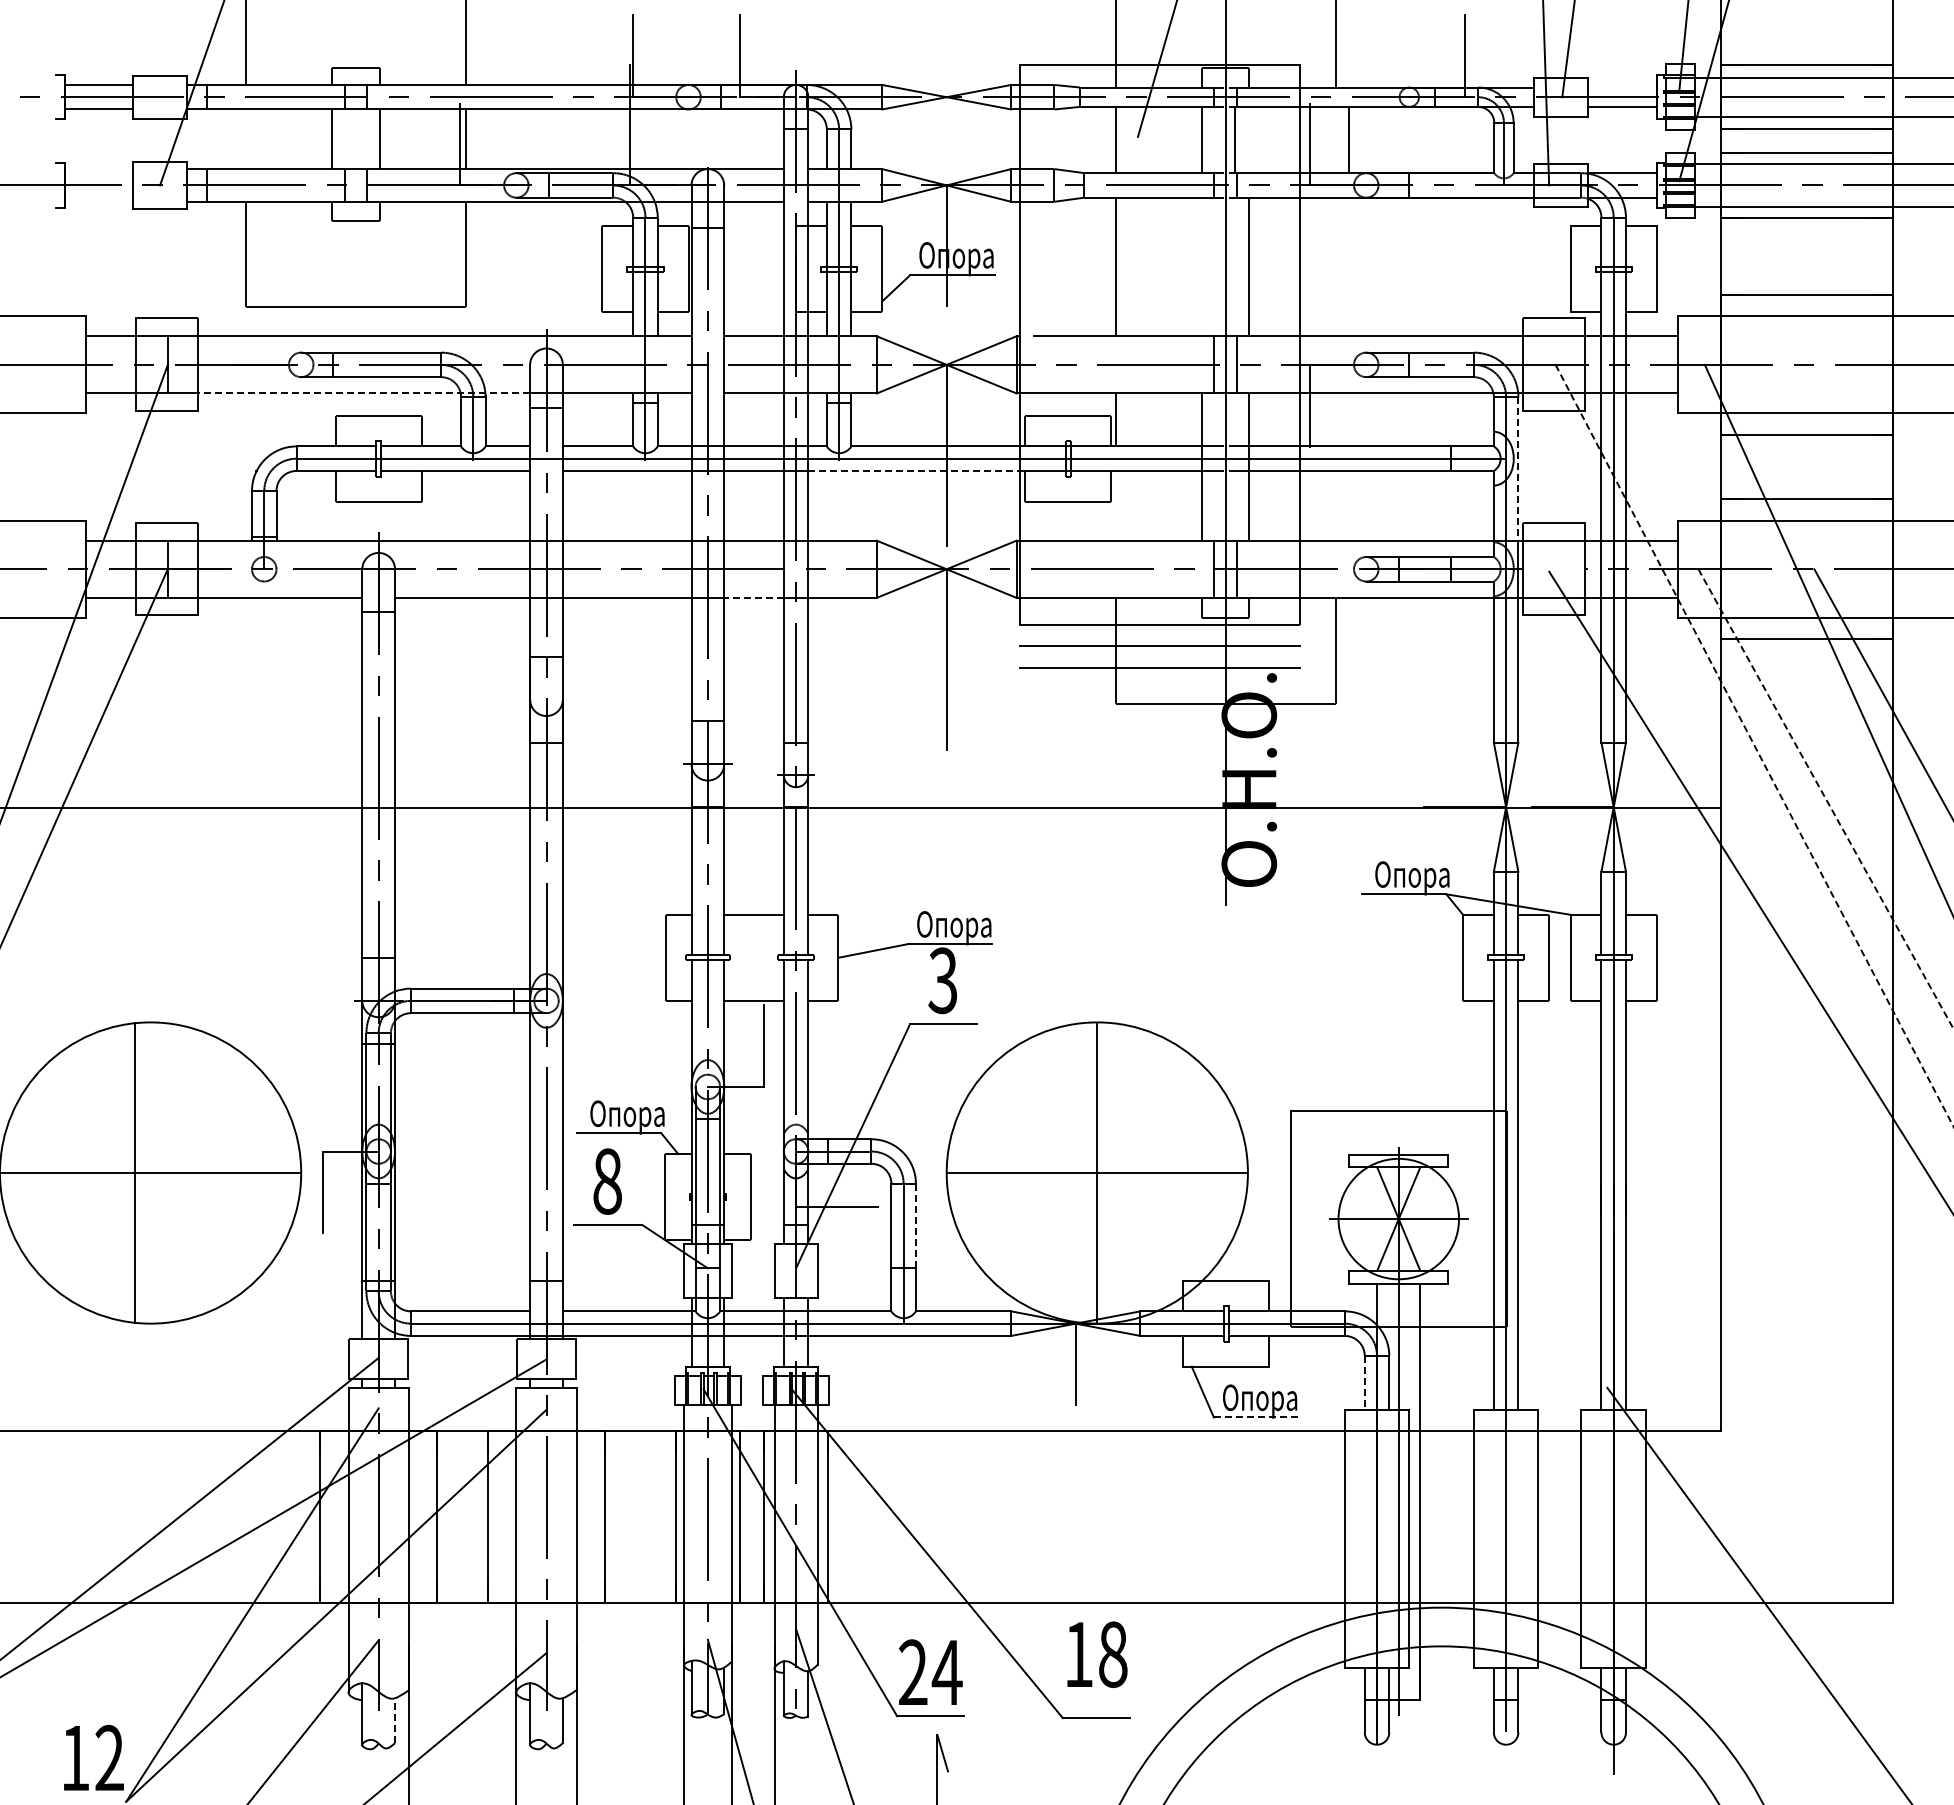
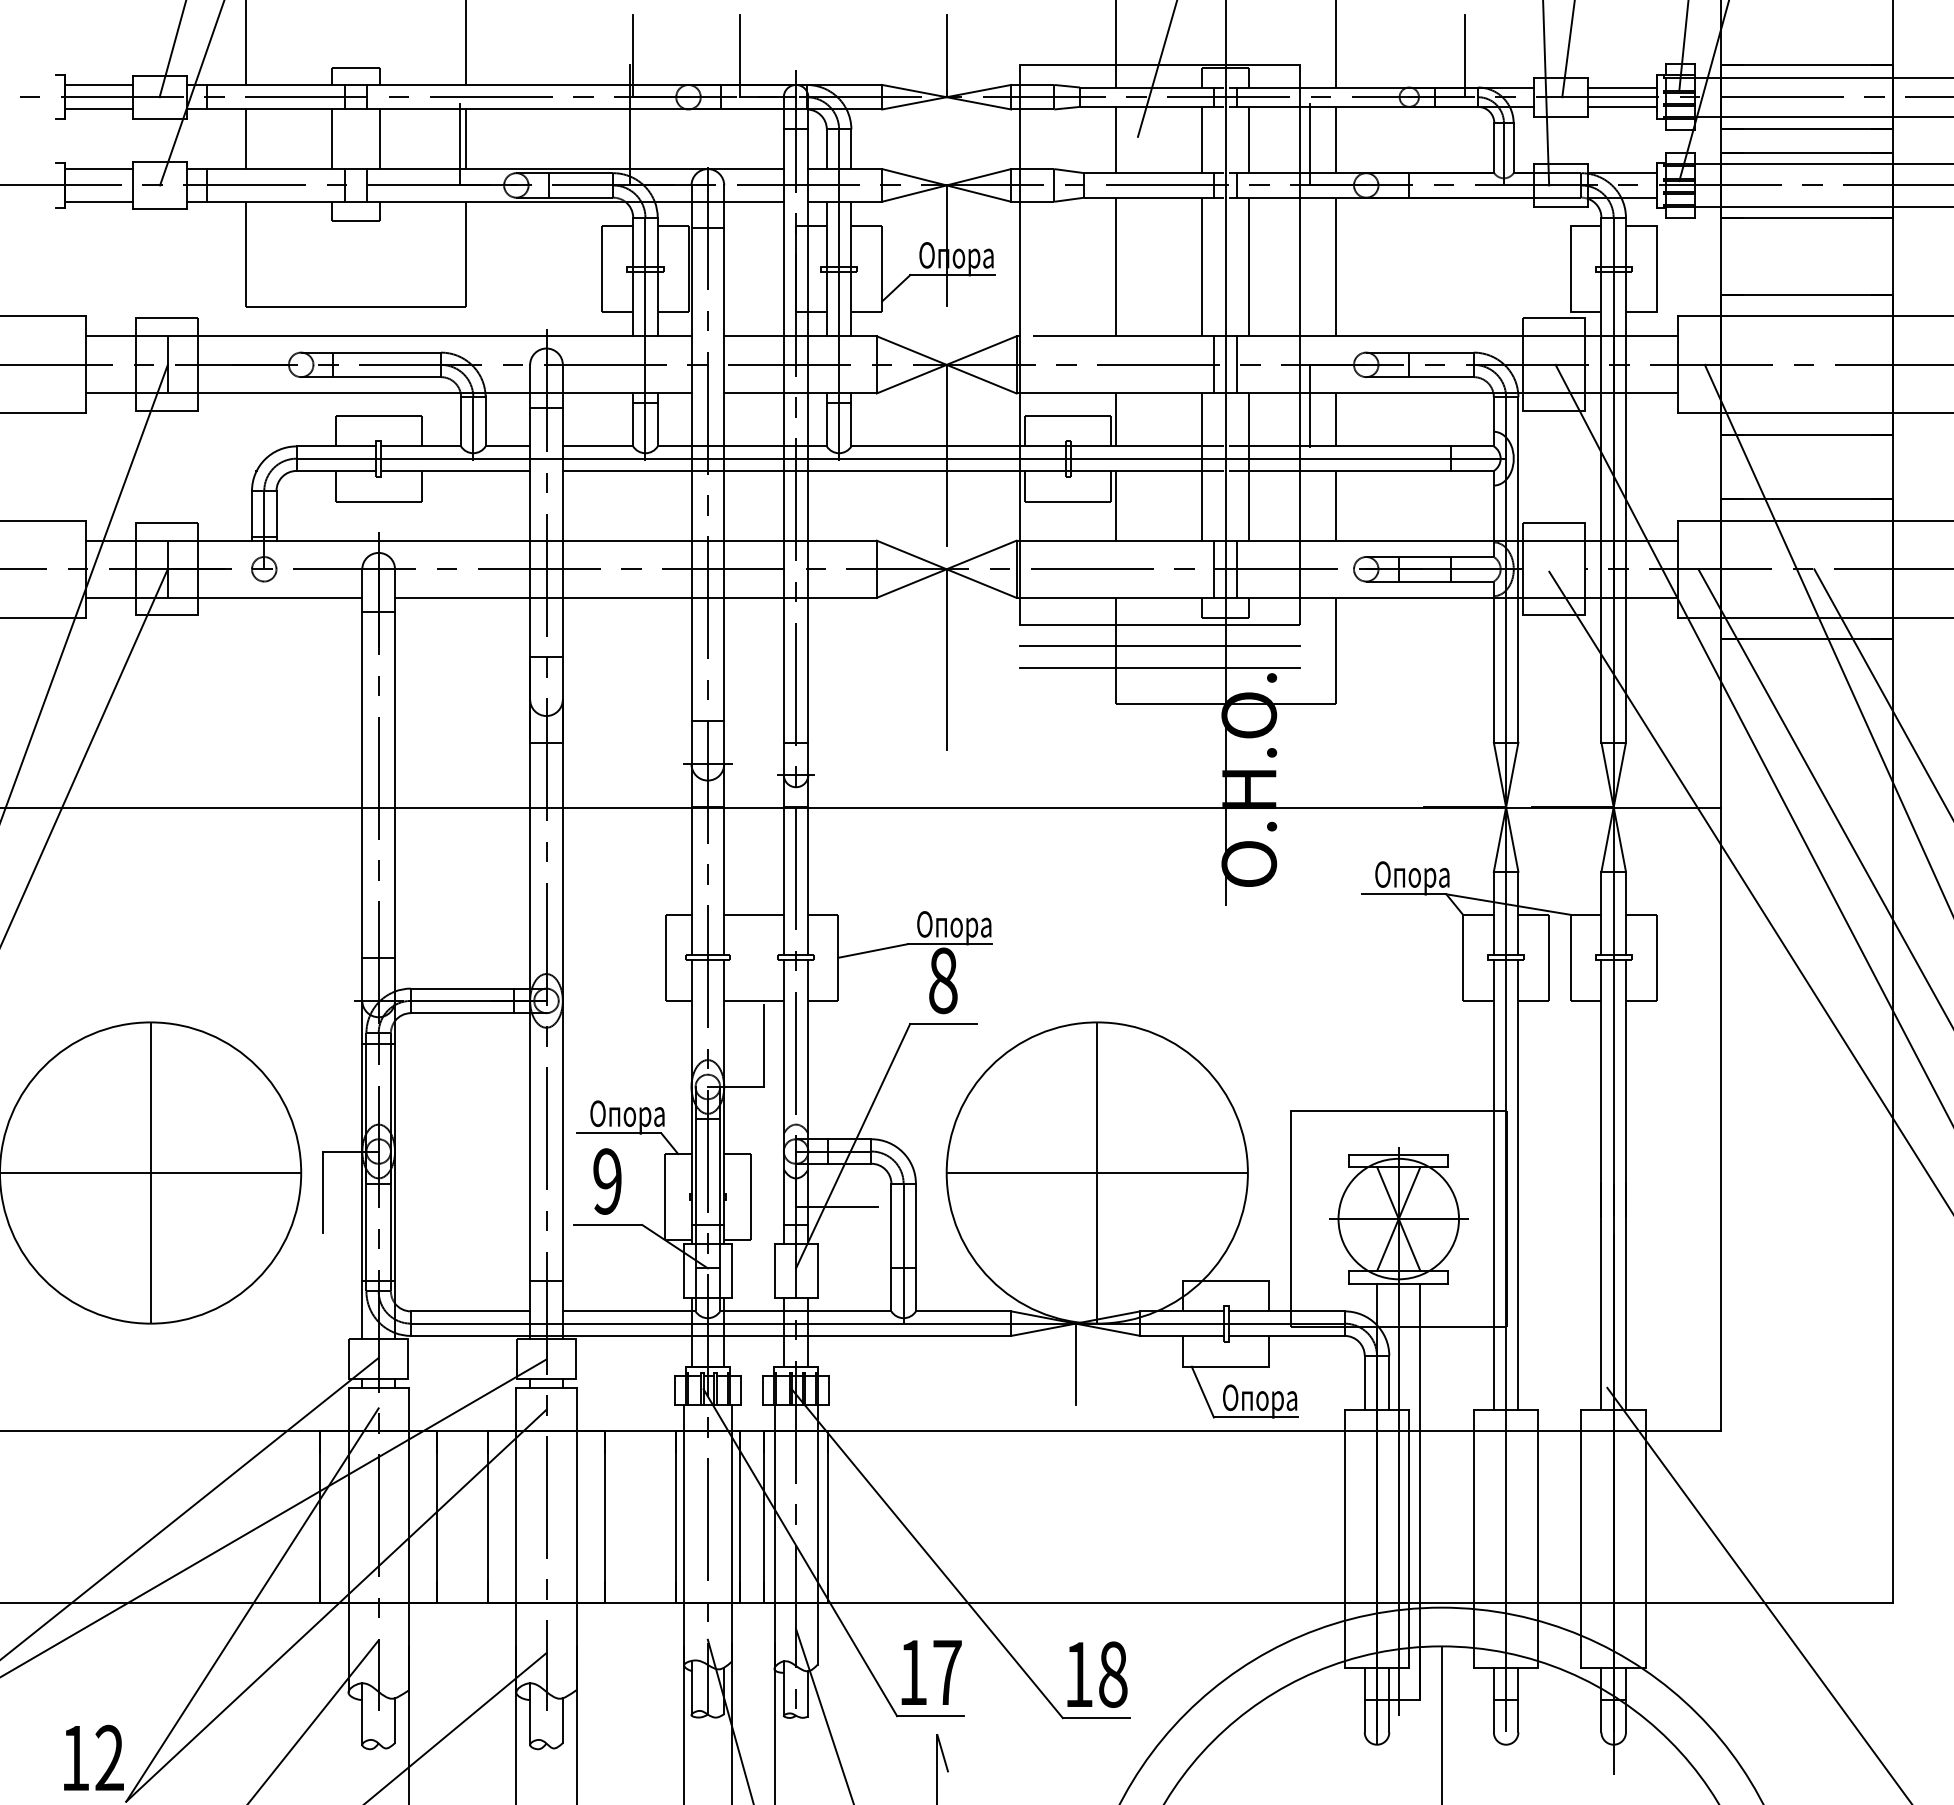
line: none -> present (172, 49)
line: none -> present (946, 56)
line: none -> present (1621, 87)
line: none -> present (246, 139)
line position: (1235, 139) -> (1249, 139) (1249, 139)
line position: (1348, 139) -> (1335, 139) (1335, 139)
line: none -> present (98, 169)
line: none -> present (98, 201)
line: none -> present (1202, 266)
line: none -> present (1335, 266)
line: dashed -> solid (364, 393)
line: none -> present (1335, 419)
line: dashed -> solid (1518, 468)
line: dashed -> solid (914, 470)
line: none -> present (1116, 505)
line: none -> present (1335, 505)
line: dashed -> solid (754, 597)
line: dashed -> solid (1754, 745)
line: dashed -> solid (1826, 799)
text: 3 -> 8 (942, 980)
line position: (134, 1172) -> (150, 1172) (150, 1172)
text: 8 -> 9 (607, 1181)
line: dashed -> solid (915, 1226)
line: dashed -> solid (1364, 1382)
line: dashed -> solid (1256, 1417)
text position: (1097, 1654) -> (1097, 1674) (1097, 1674)
text: 24 -> 17 (930, 1671)
line: dashed -> solid (395, 1720)
line: none -> present (1441, 1723)
